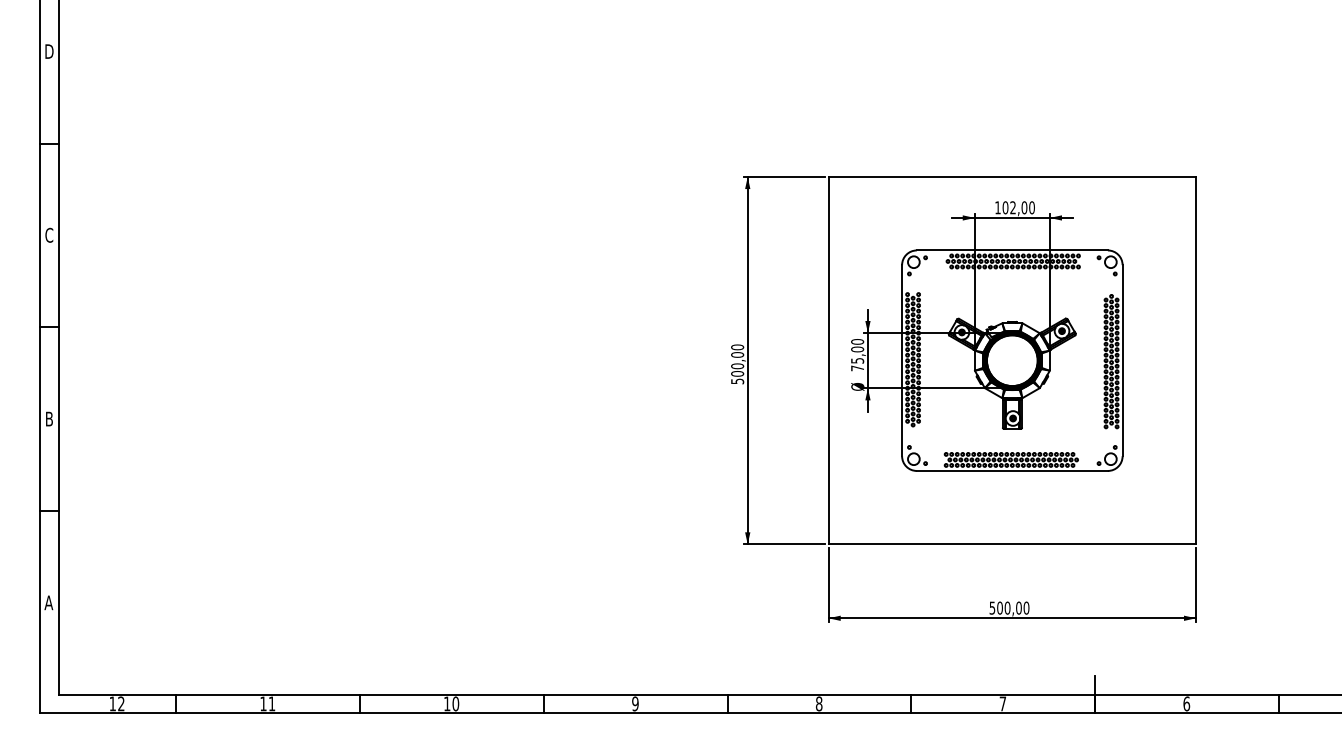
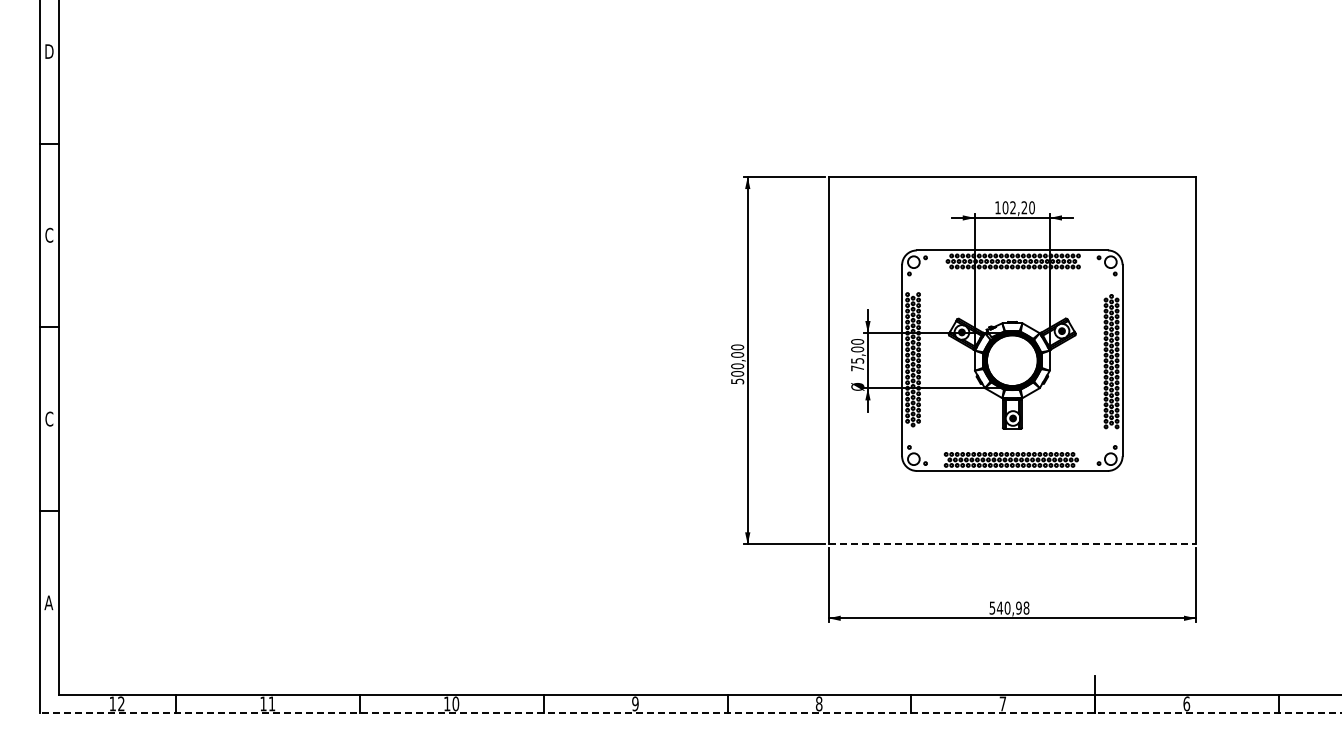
text: 102,00 -> 102,20 (1024, 207)
text: B -> C (49, 418)
line: solid -> dashed (1012, 544)
text: 500,00 -> 540,98 (1012, 607)
line: solid -> dashed (691, 713)
